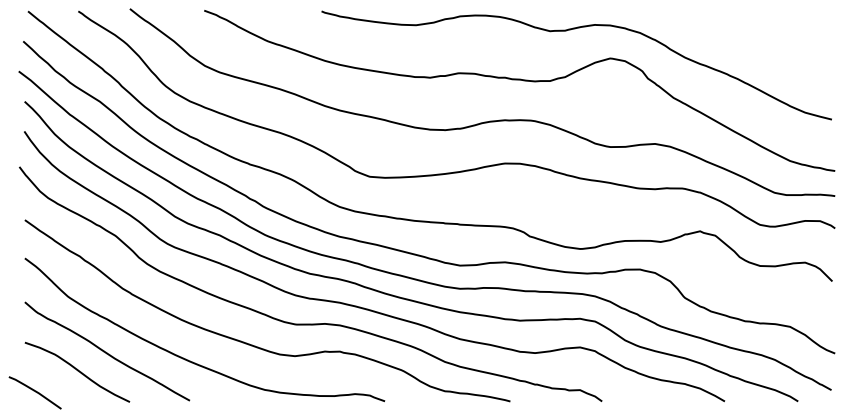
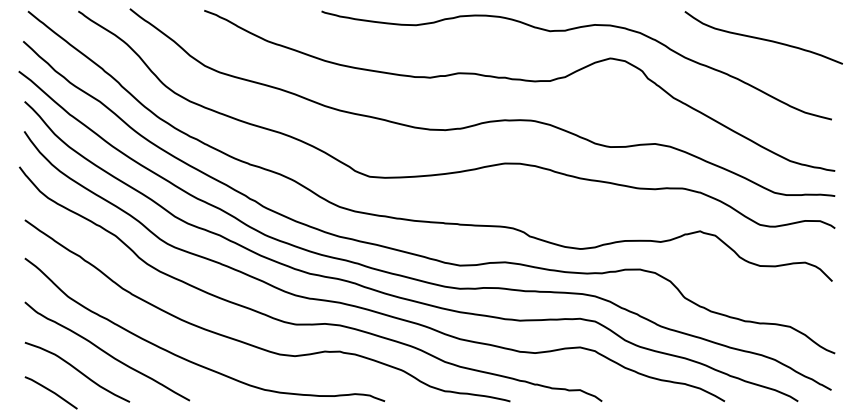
curve: none -> present (763, 38)
line position: (34, 391) -> (50, 391) (50, 391)
